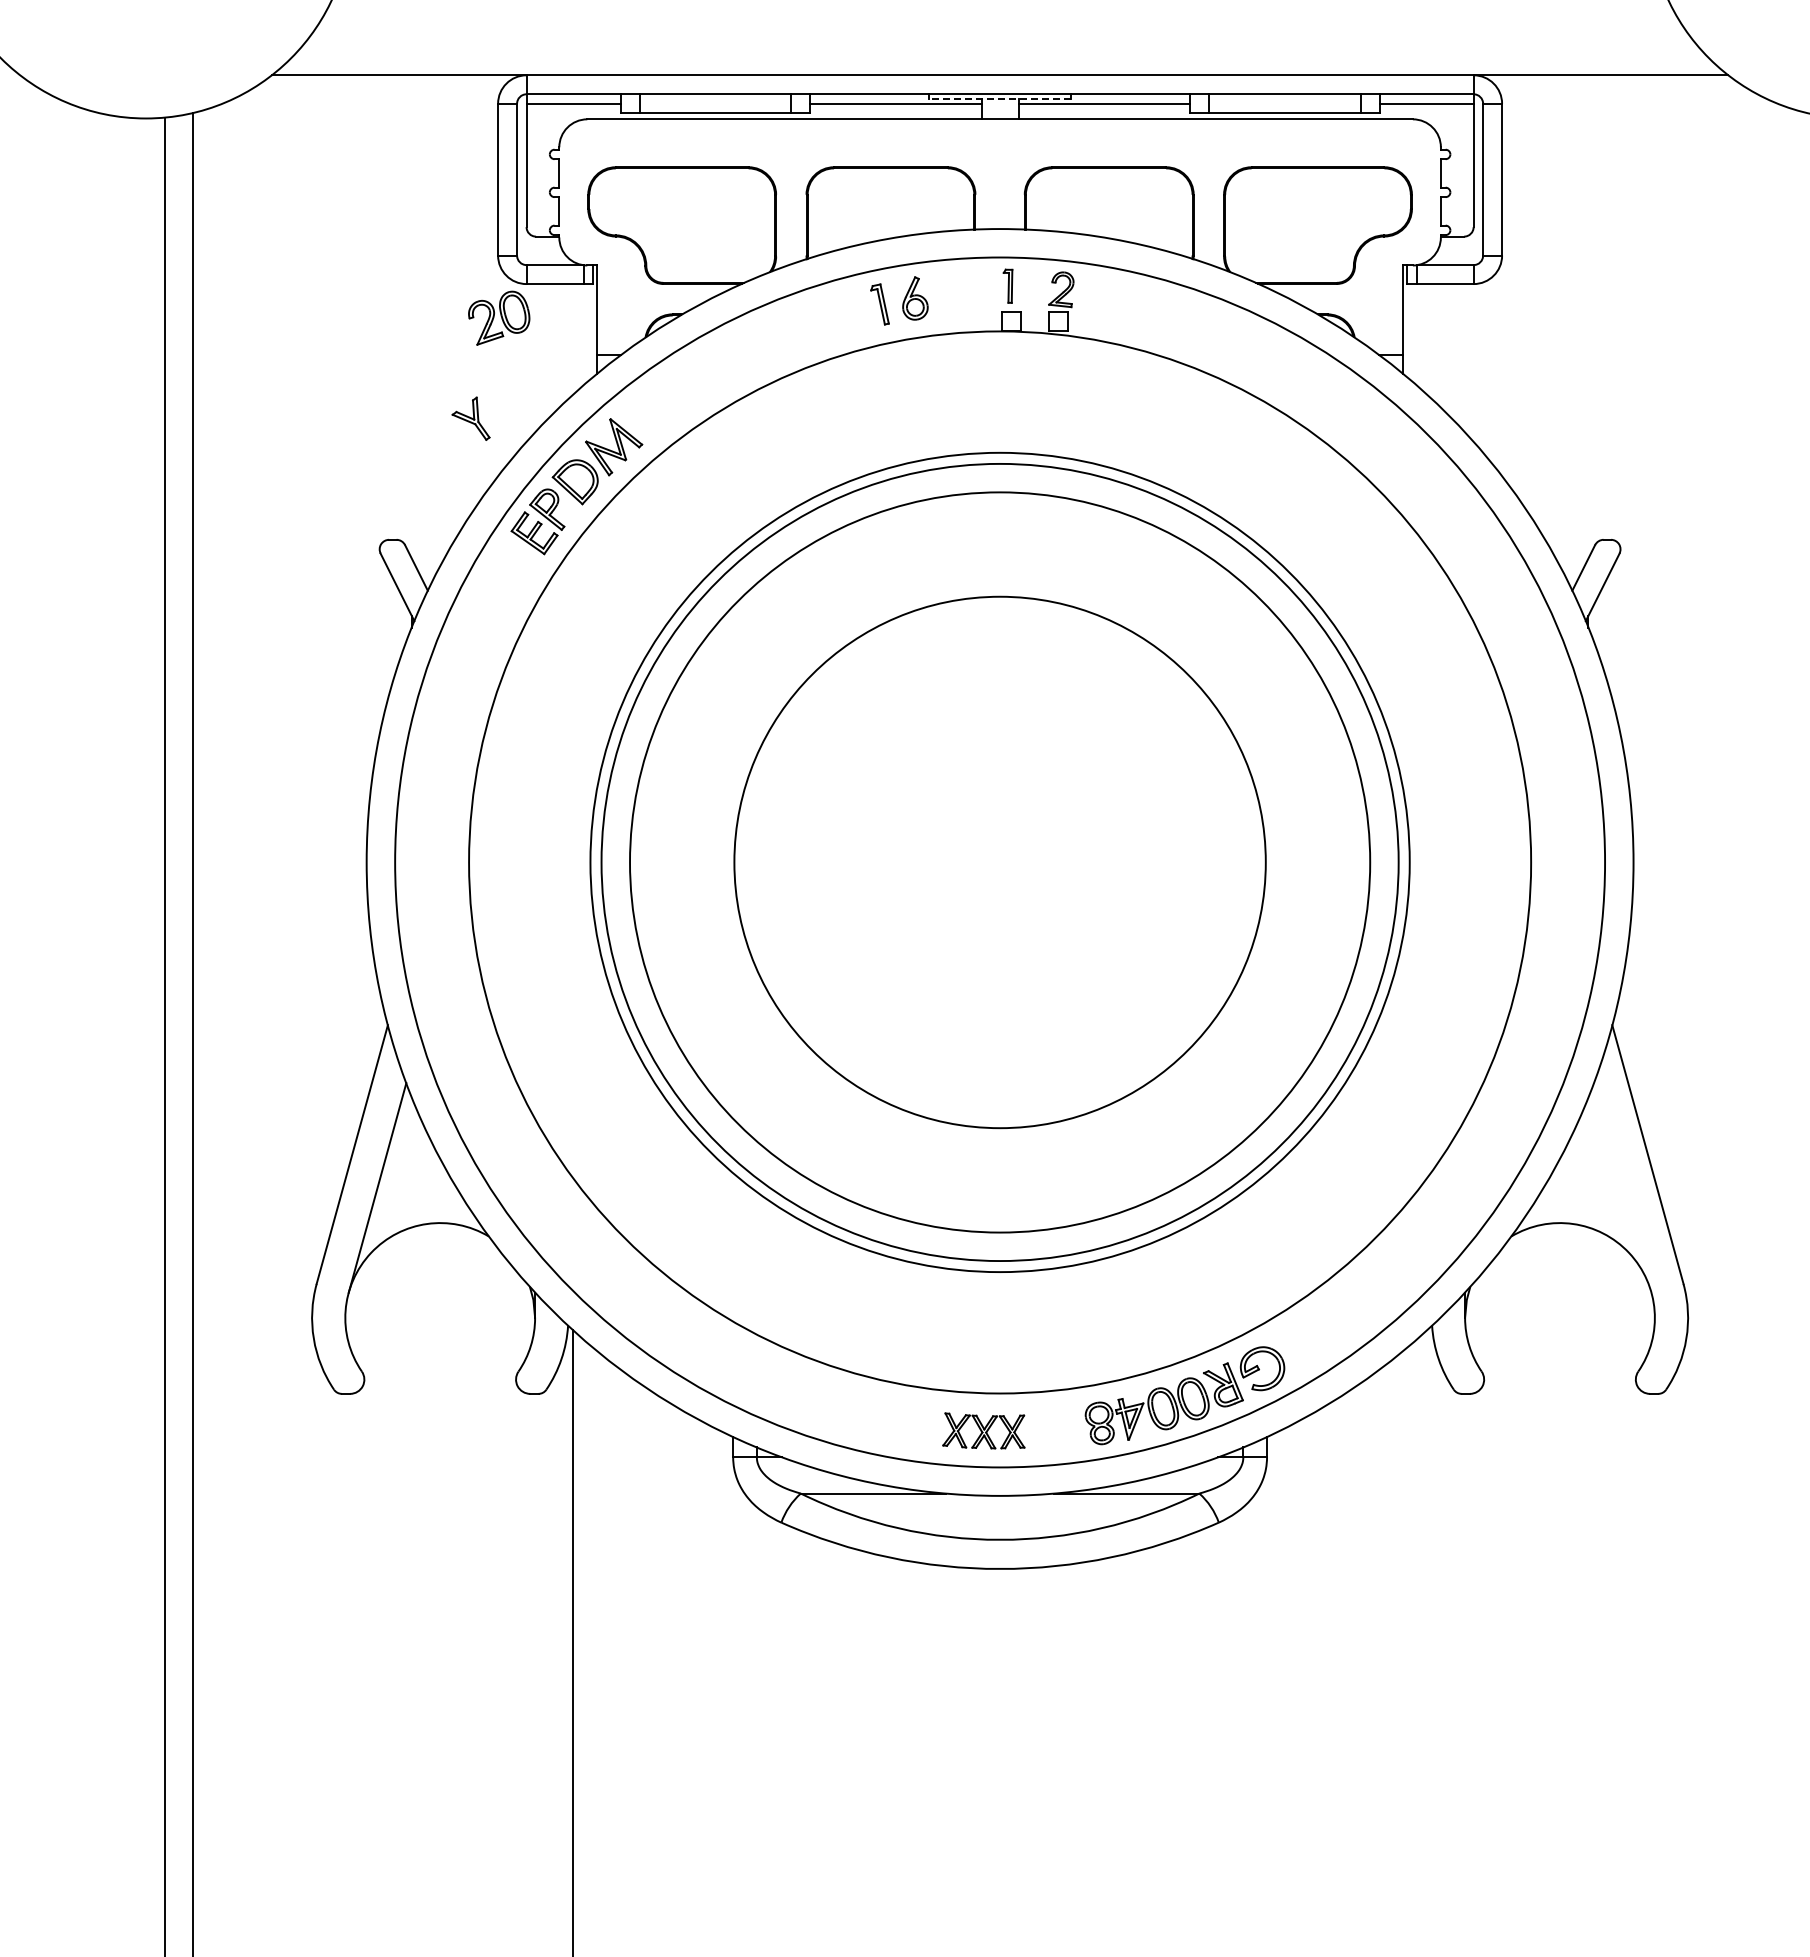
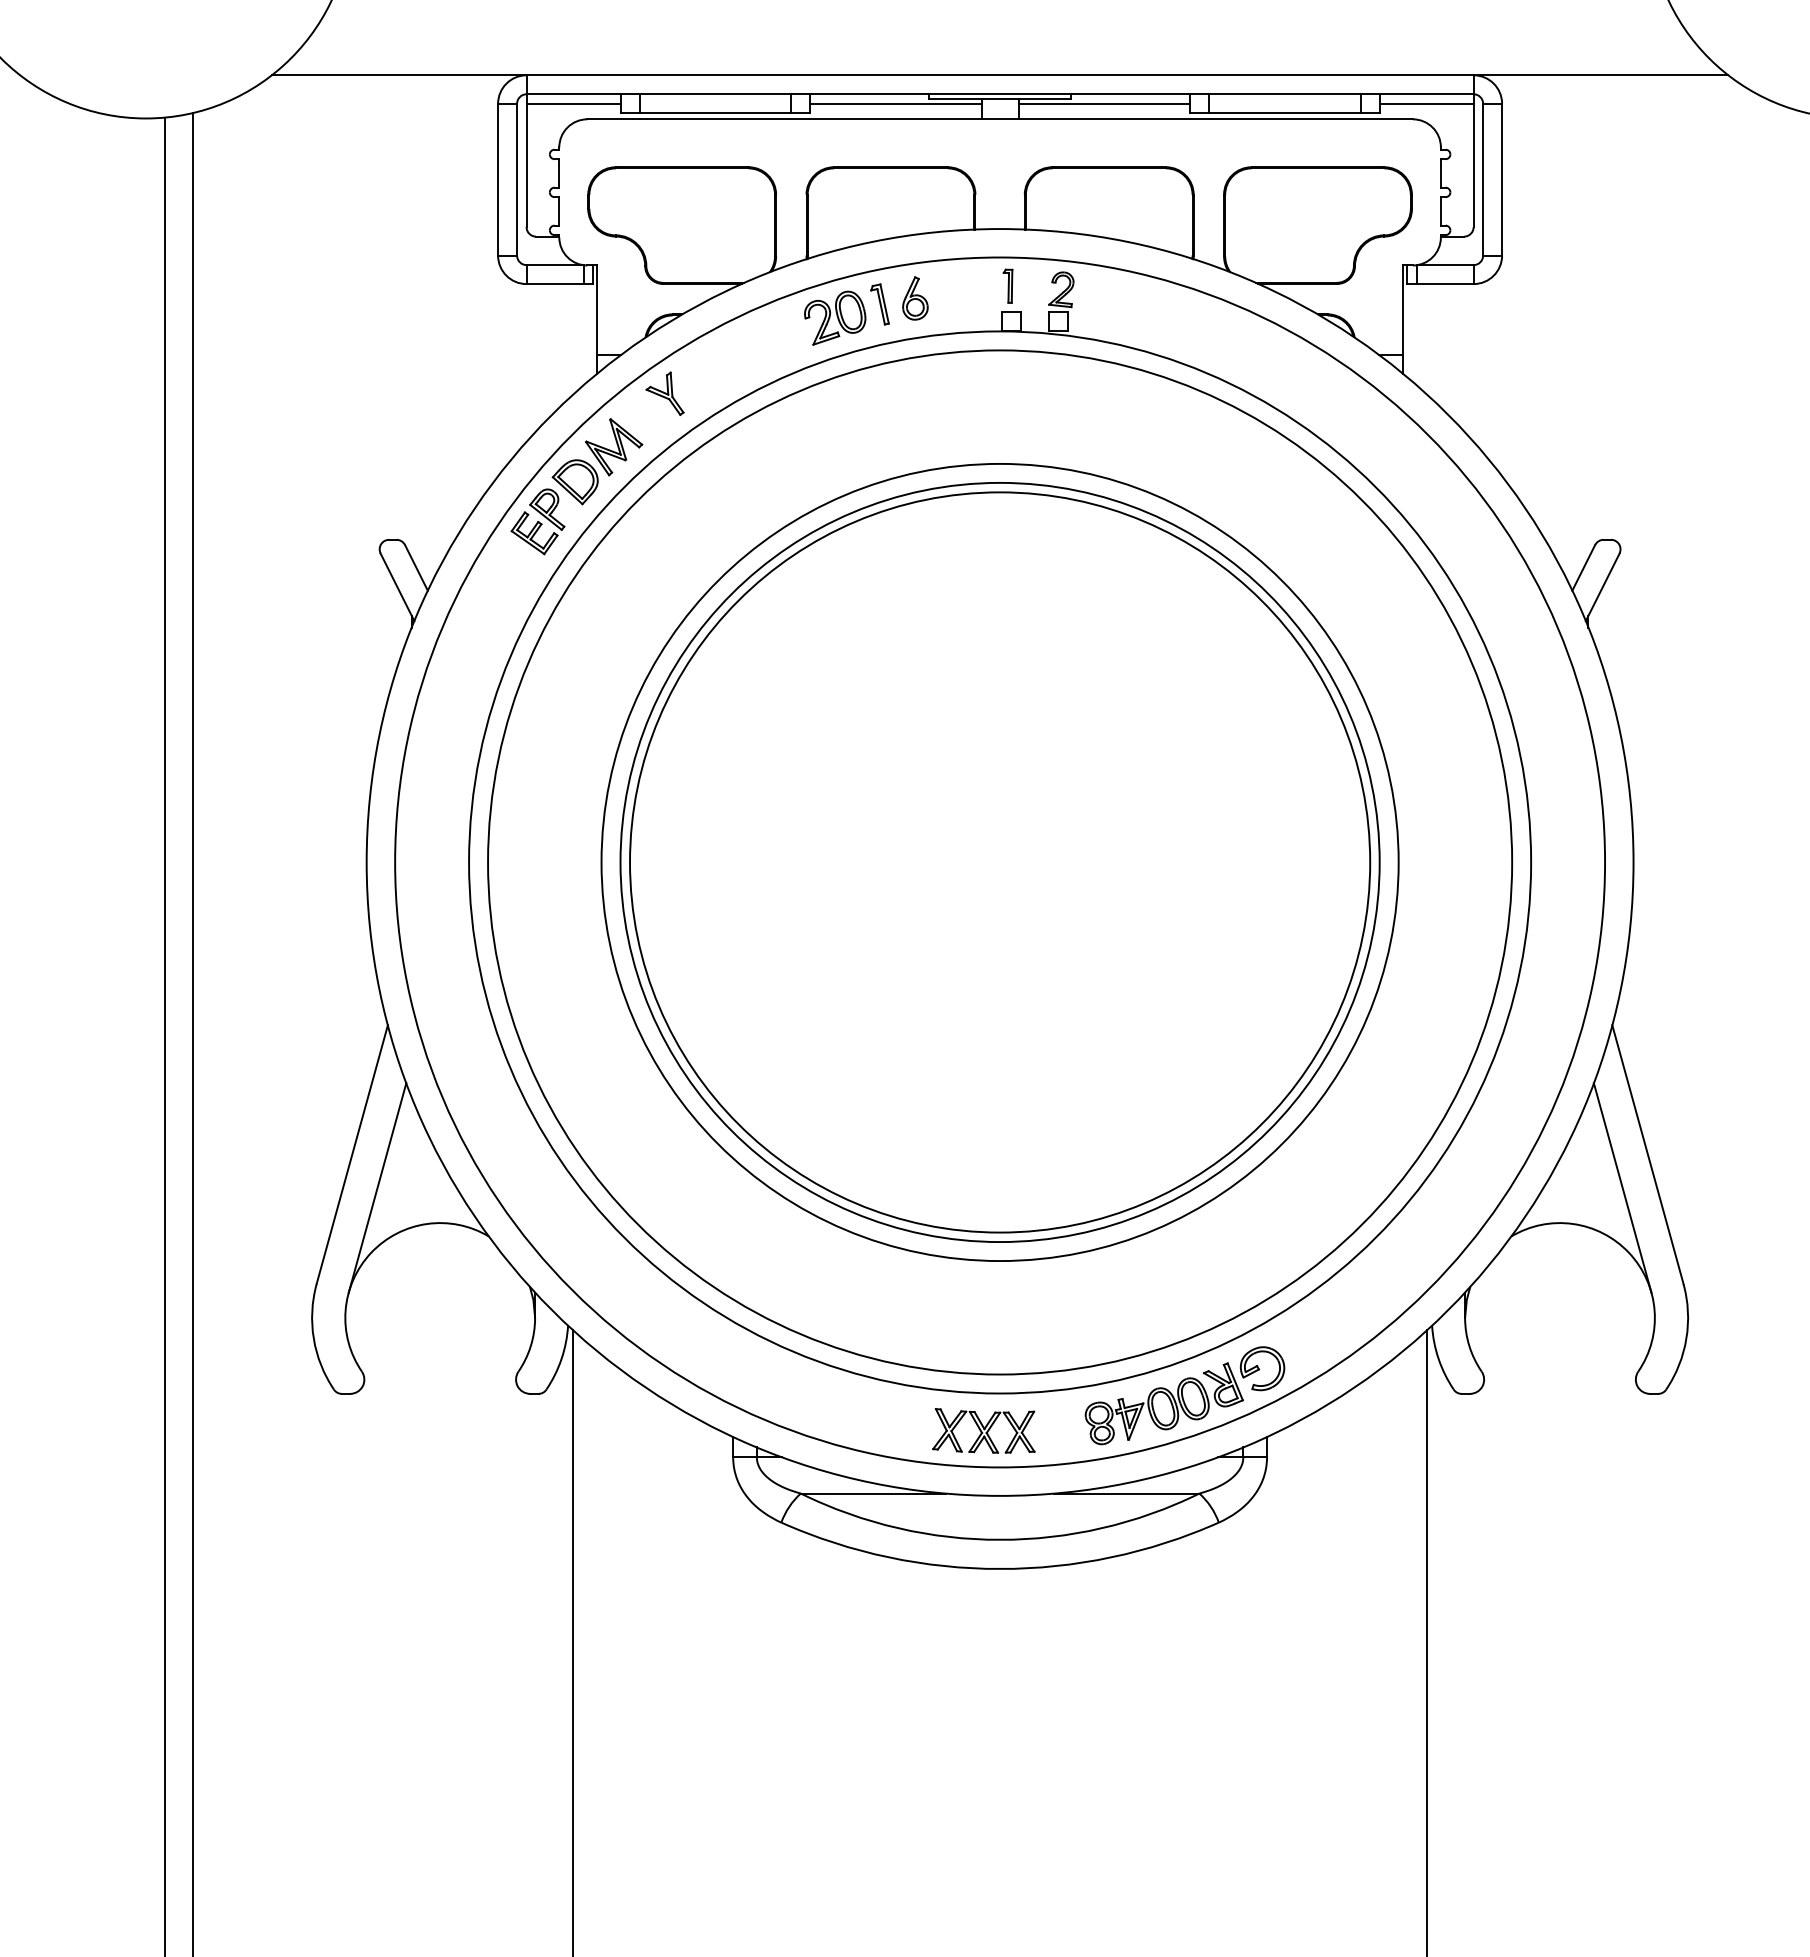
line: dashed -> solid (999, 98)
part position: (499, 317) -> (835, 317) (835, 317)
part position: (470, 418) -> (664, 393) (664, 393)
circle diameter: 531 px -> 759 px (999, 862)
circle diameter: 819 px -> 1024 px (1000, 862)
line: none -> present (1622, 1187)
part size: 84x38 px -> 104x46 px (983, 1430)
line: none -> present (1427, 1641)
